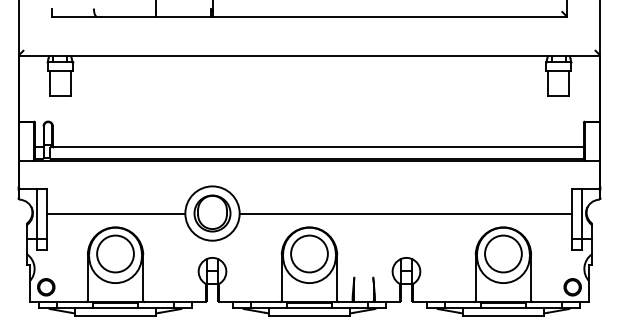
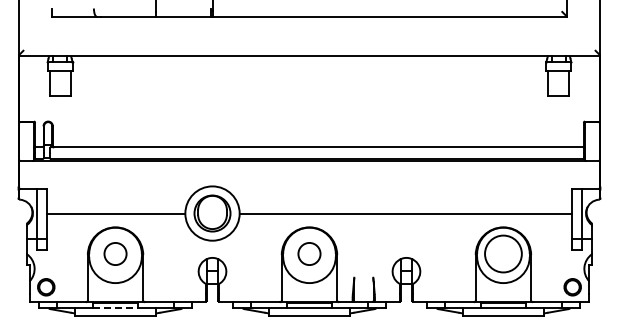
circle diameter: 37 px -> 22 px (115, 253)
circle diameter: 37 px -> 22 px (309, 253)
line: solid -> dashed (116, 308)
